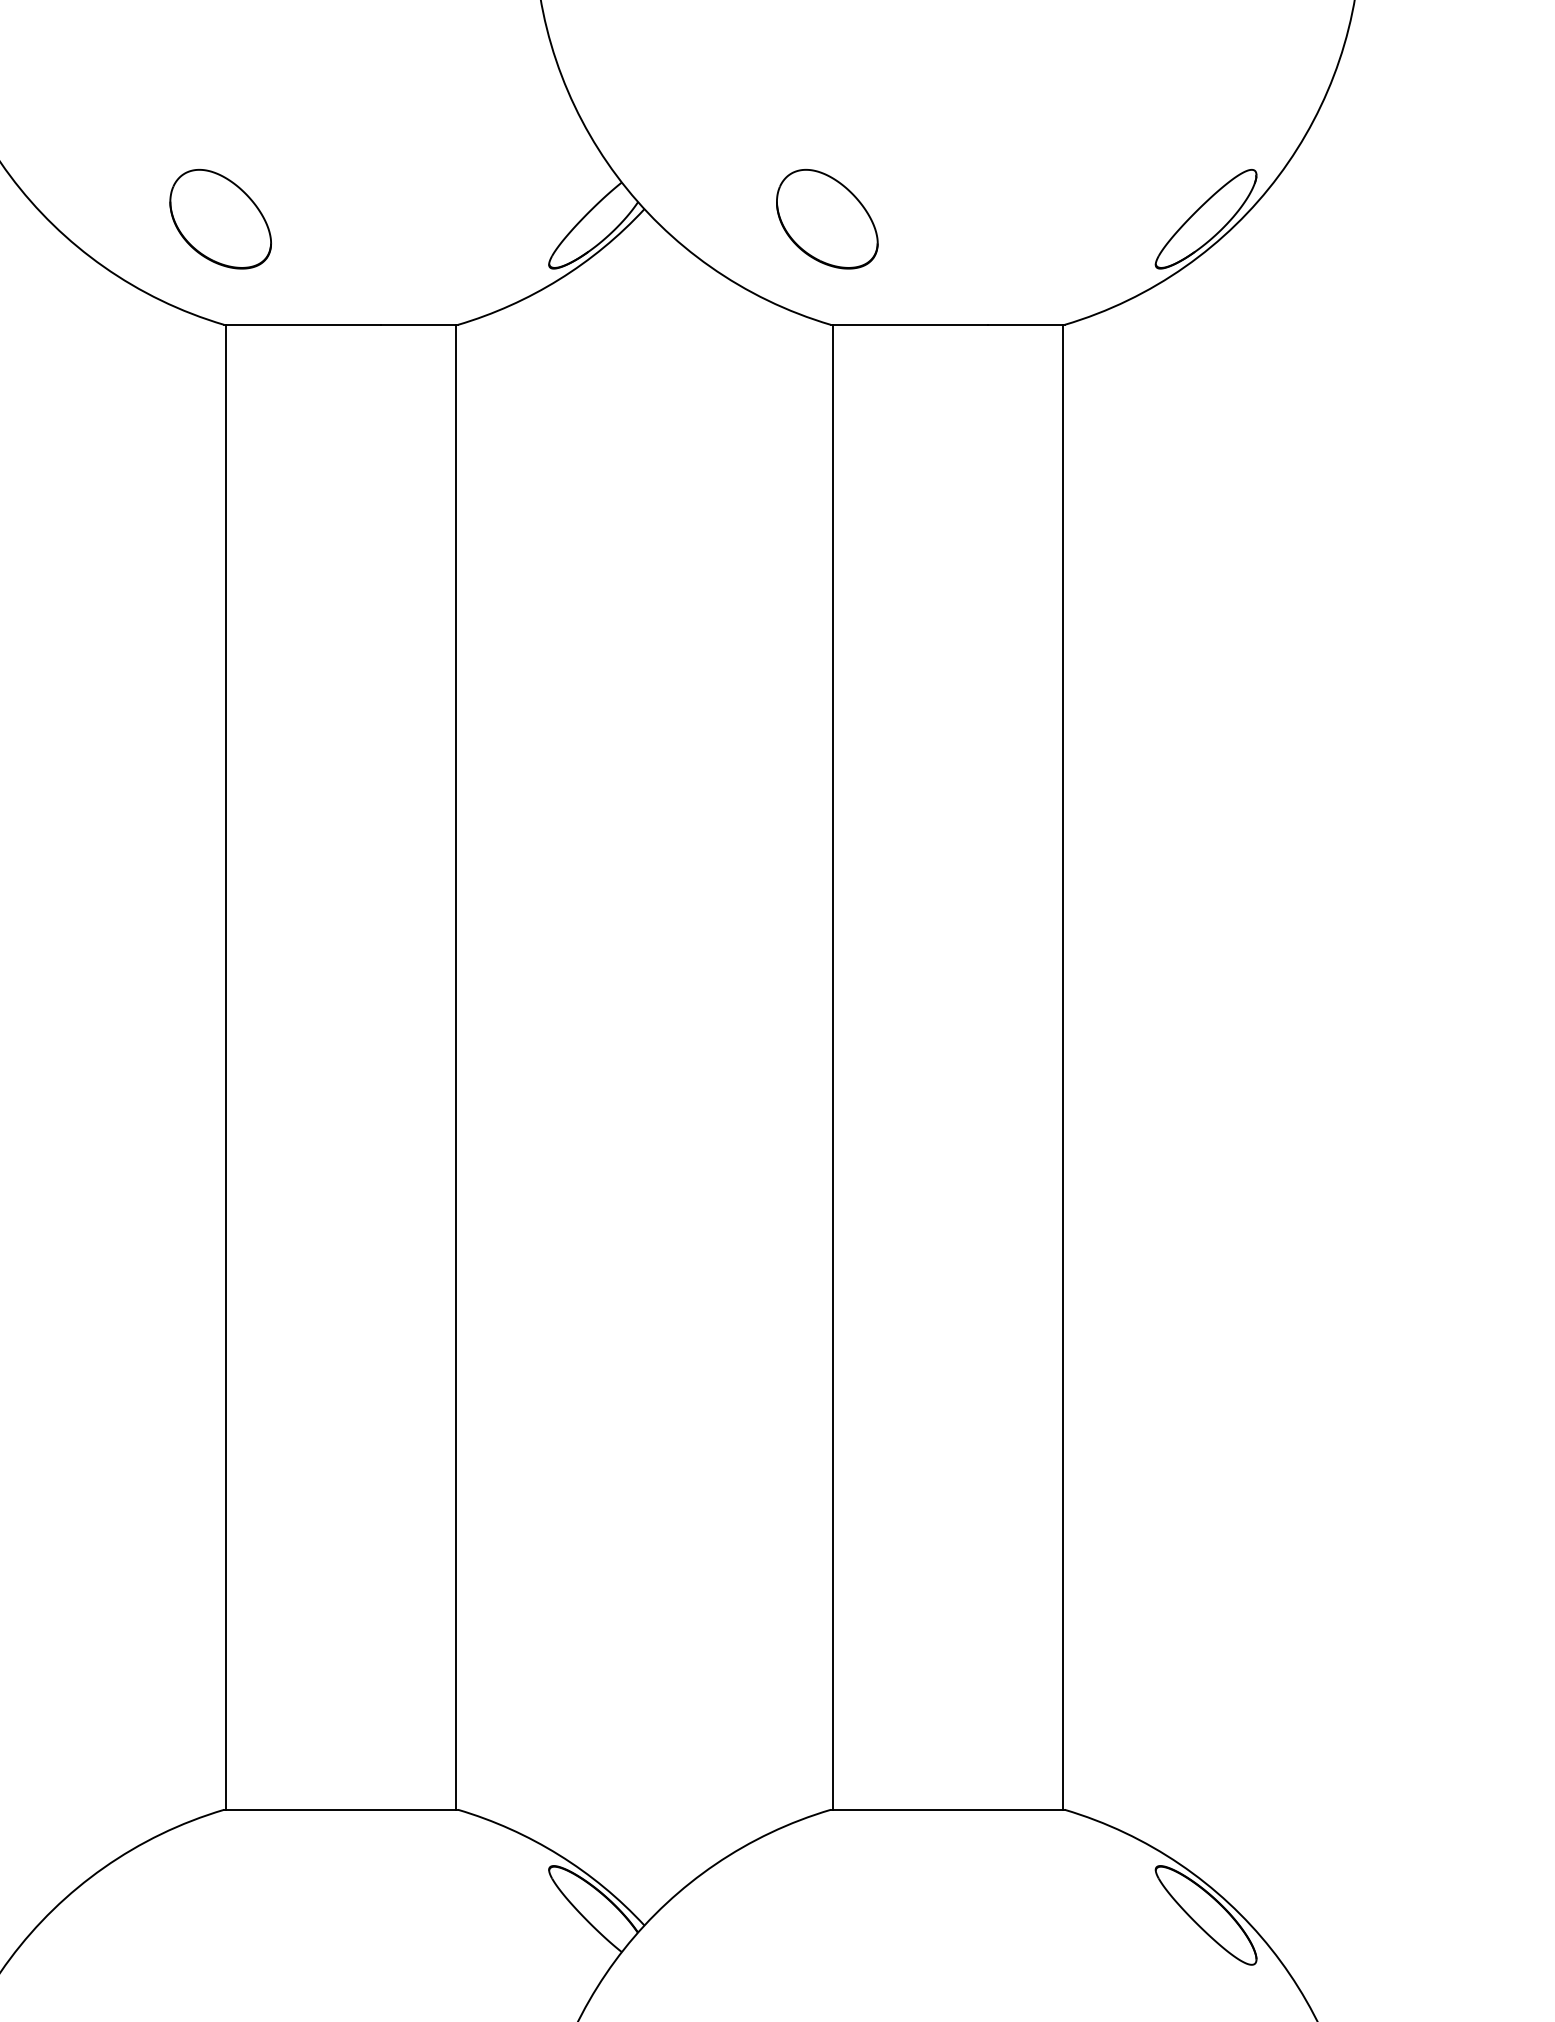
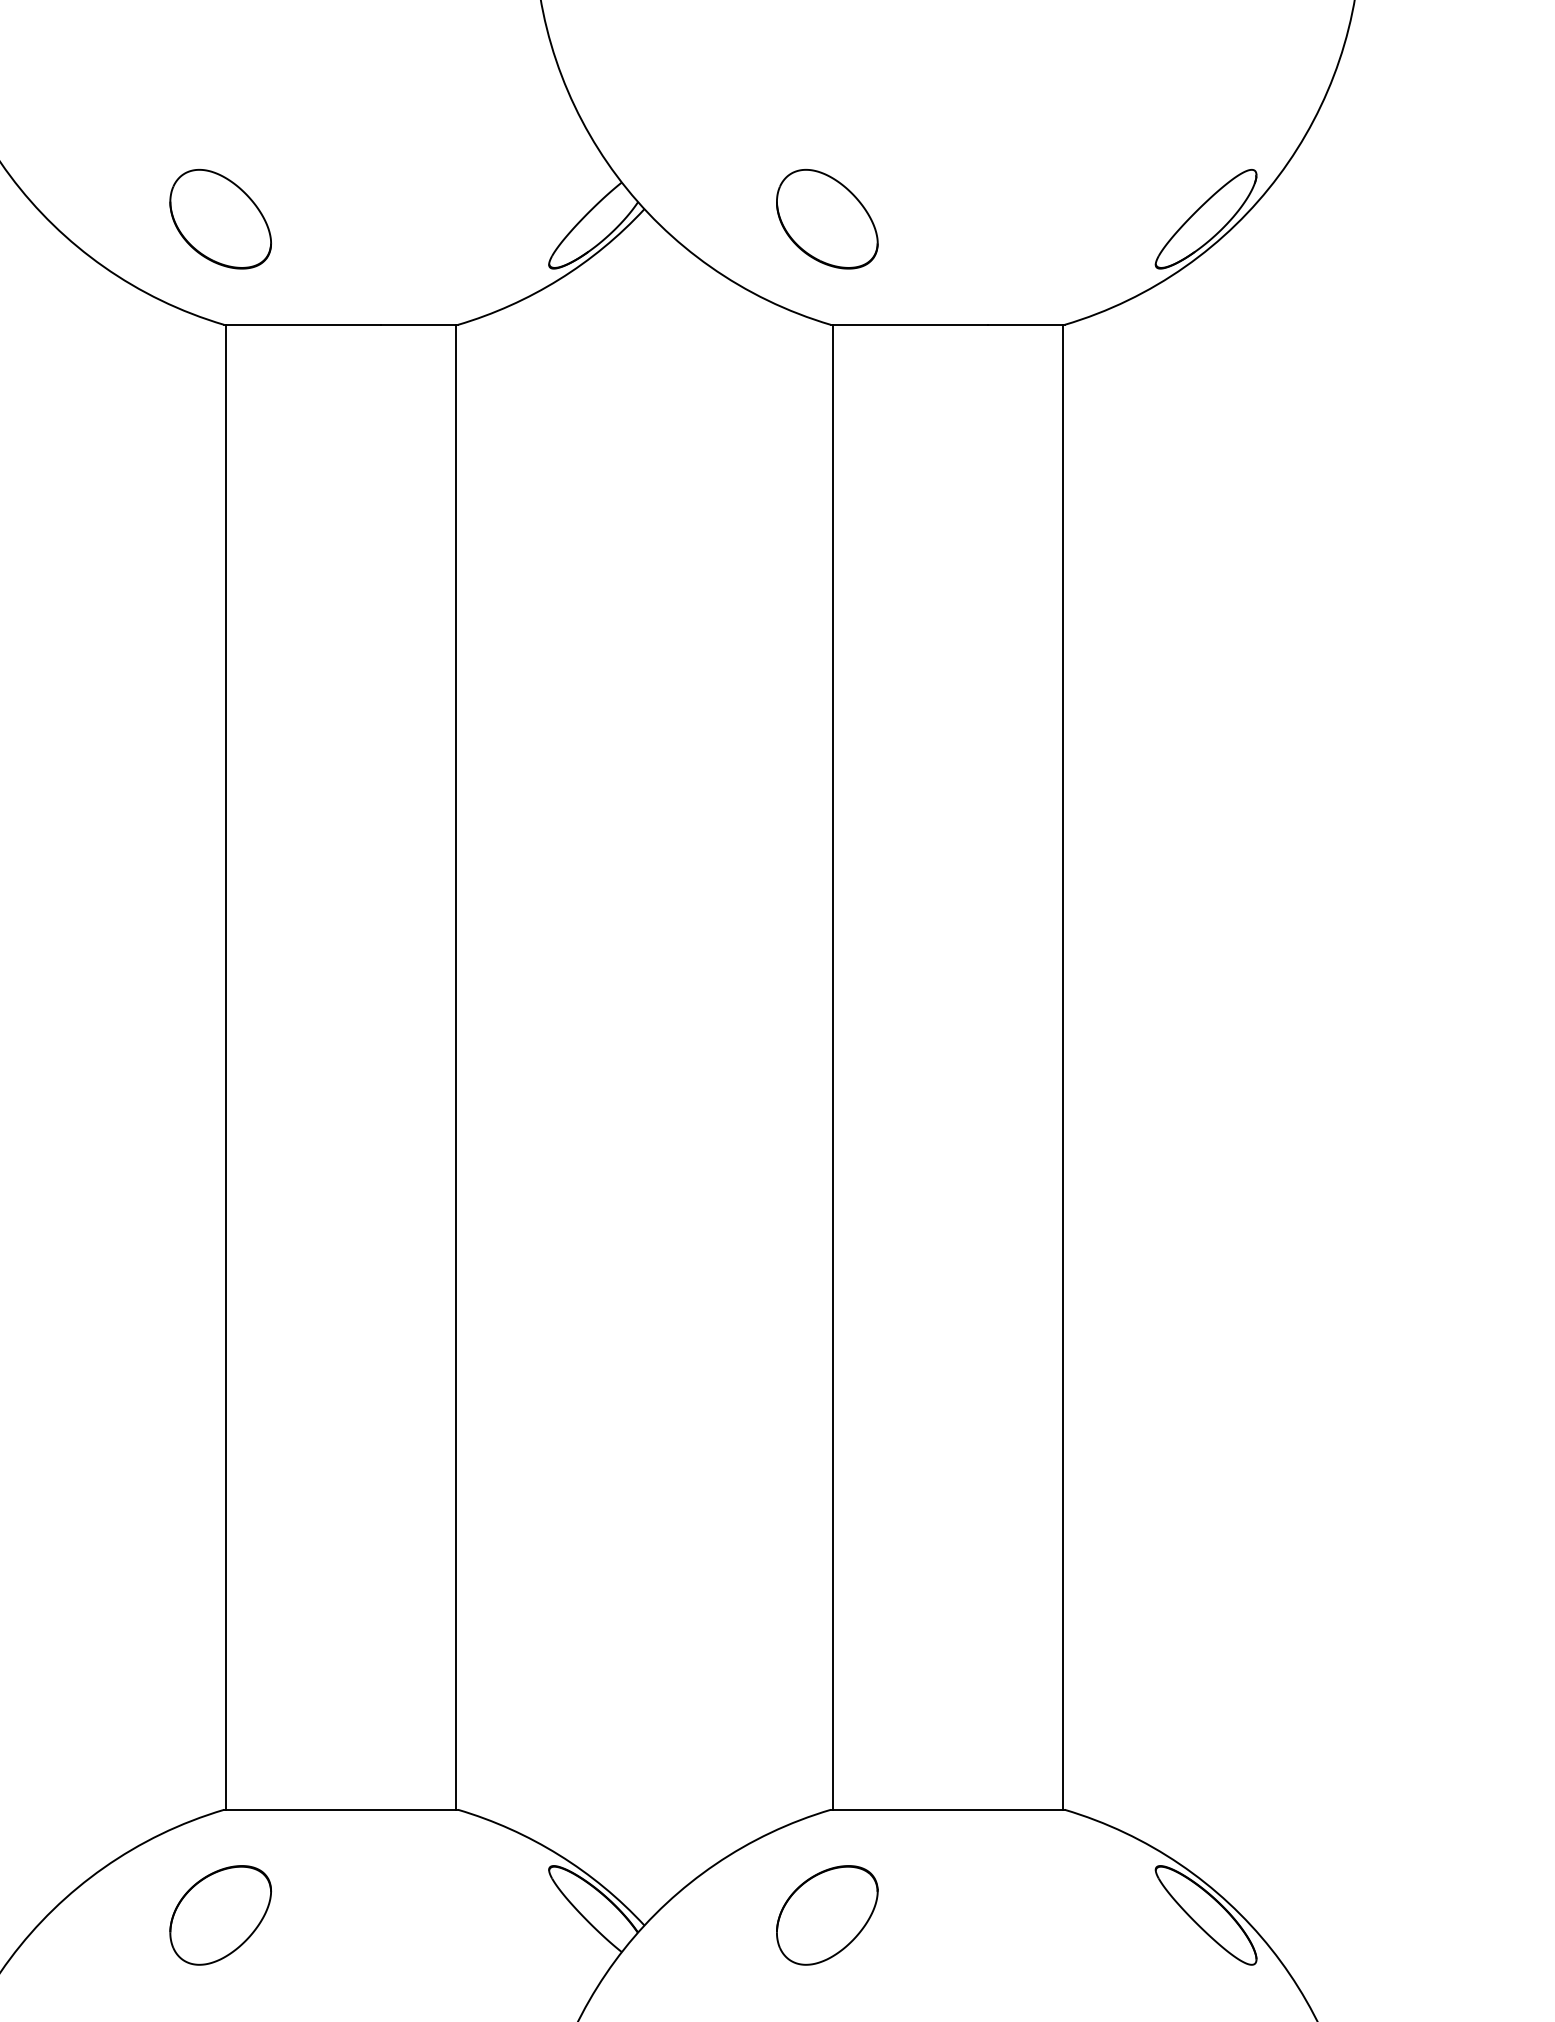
part: none -> present (220, 1915)
part: none -> present (827, 1915)
